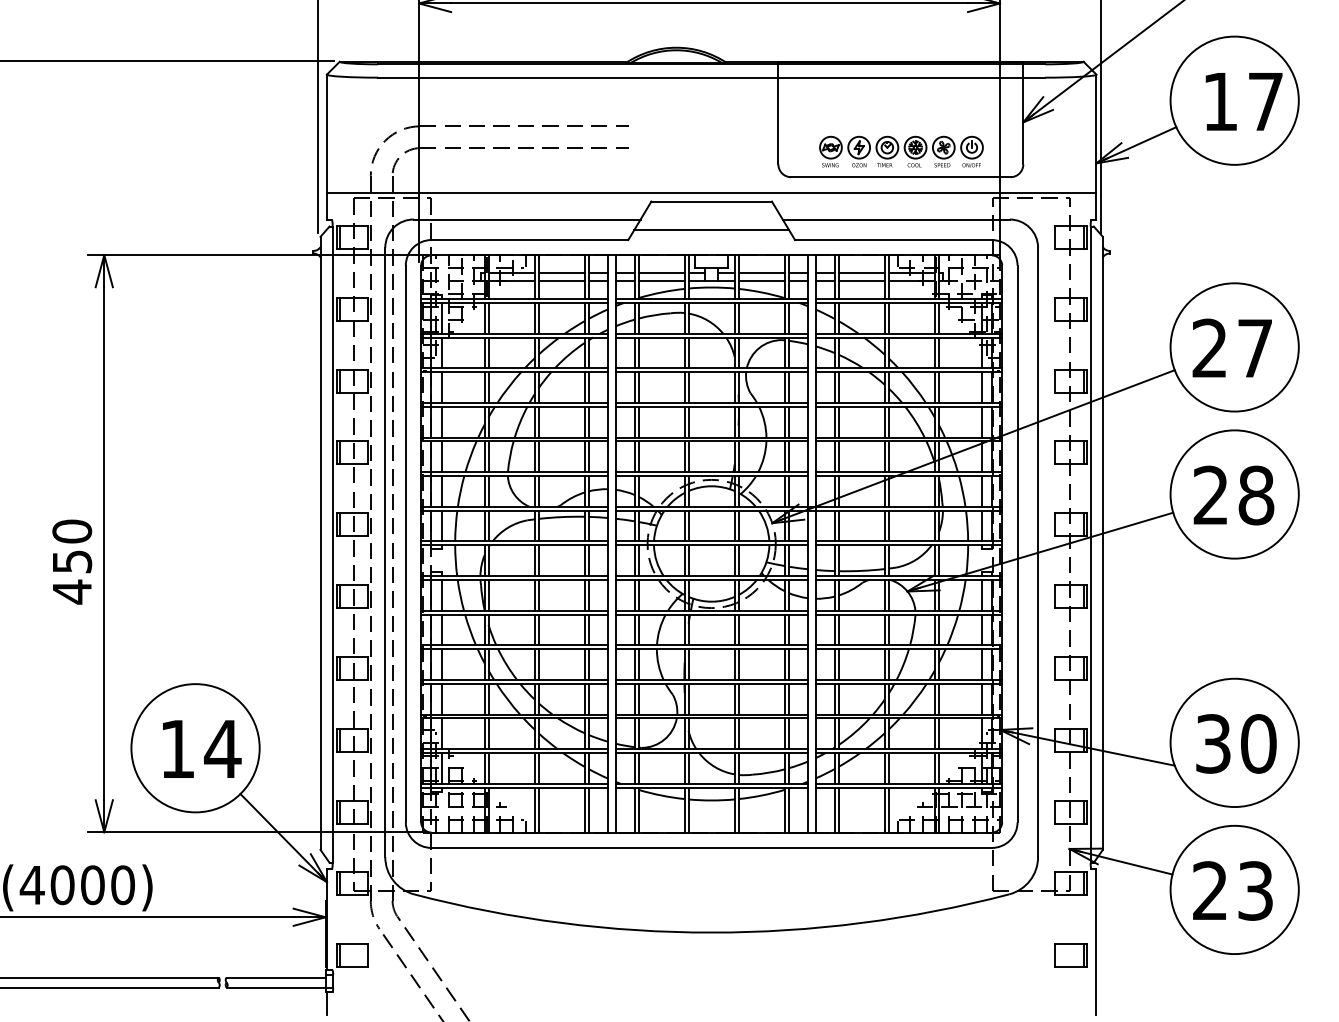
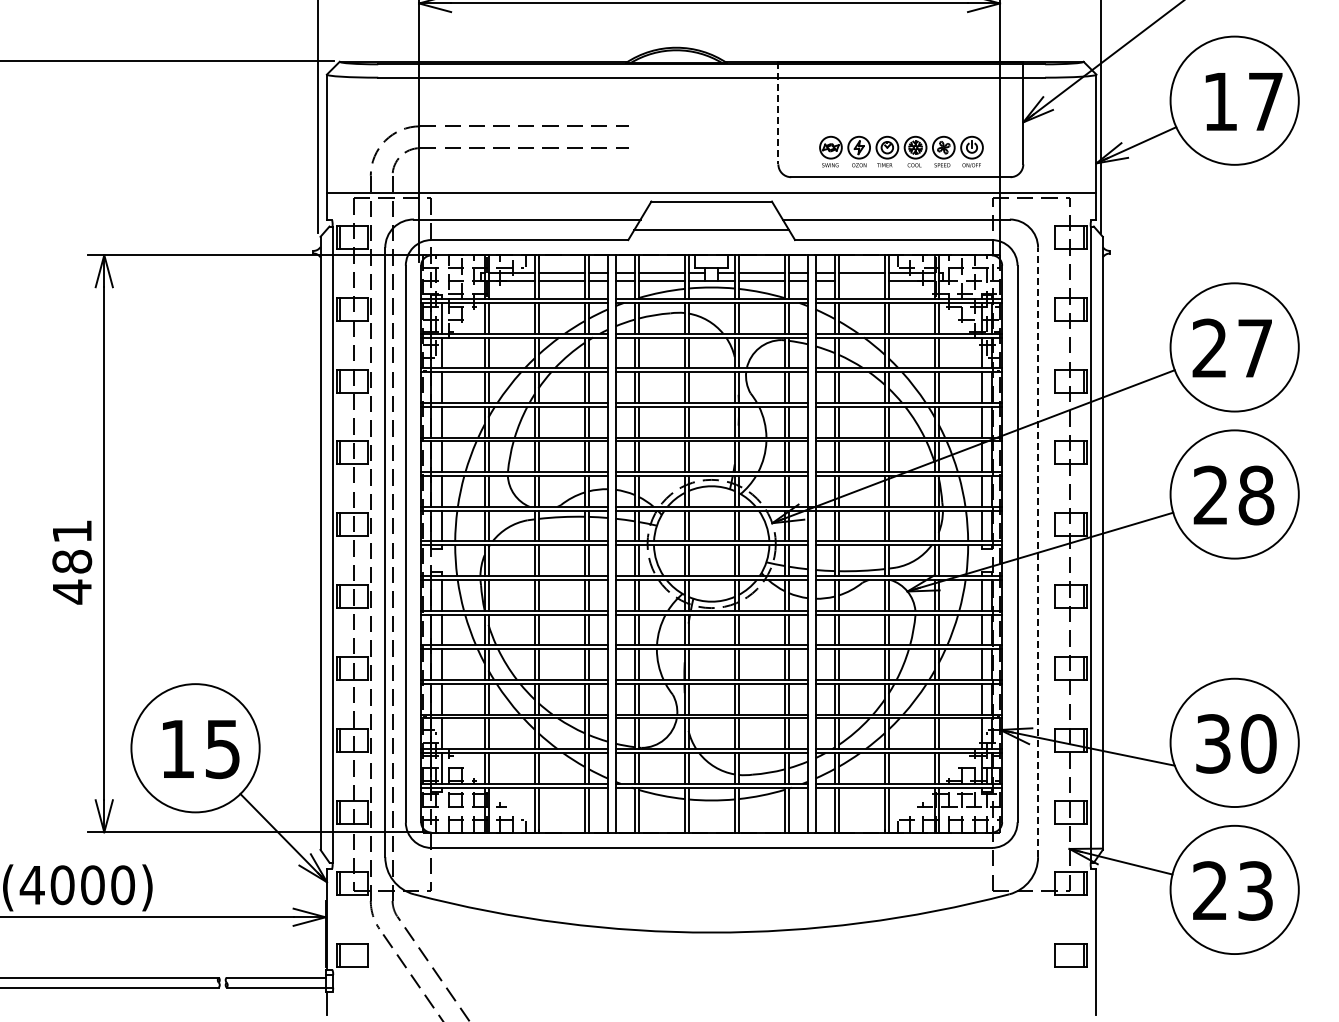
line: solid -> dashed (778, 113)
line: present -> none (861, 281)
text: 450 -> 481 (72, 546)
line: solid -> dashed (1038, 552)
text: 14 -> 15 (222, 749)
